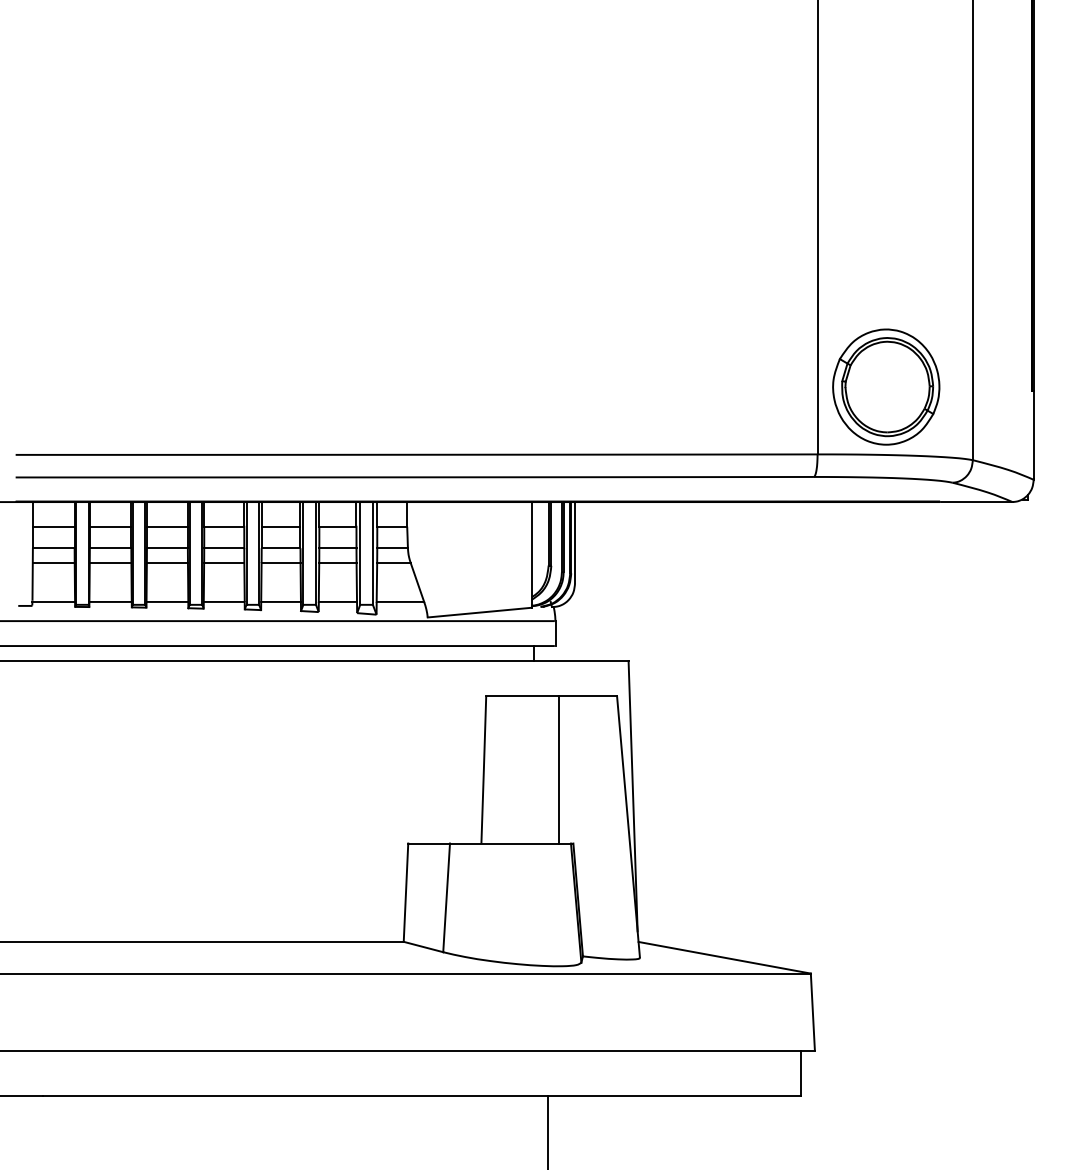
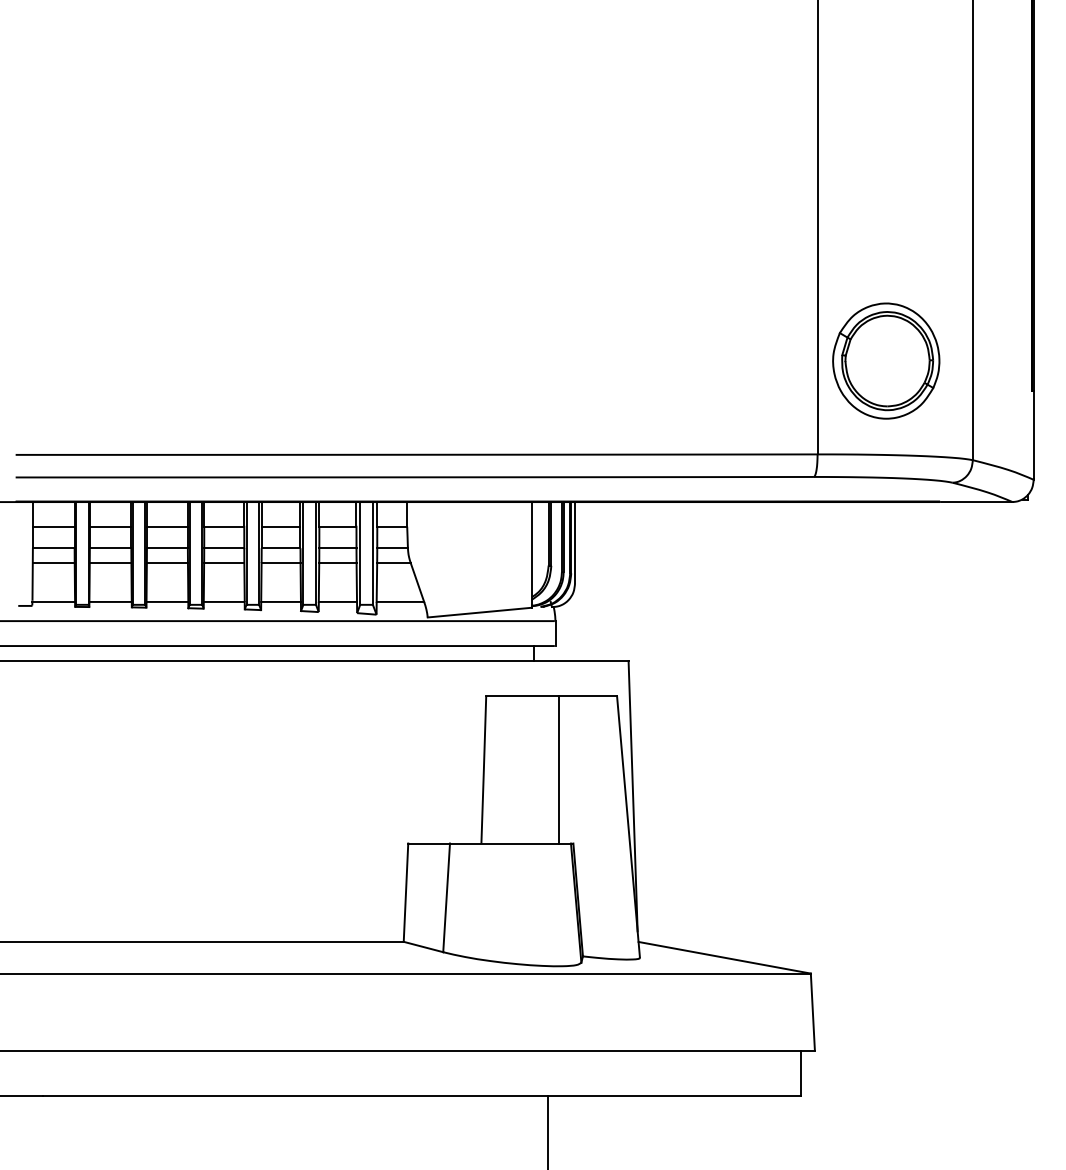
part position: (886, 386) -> (886, 360) (886, 360)
